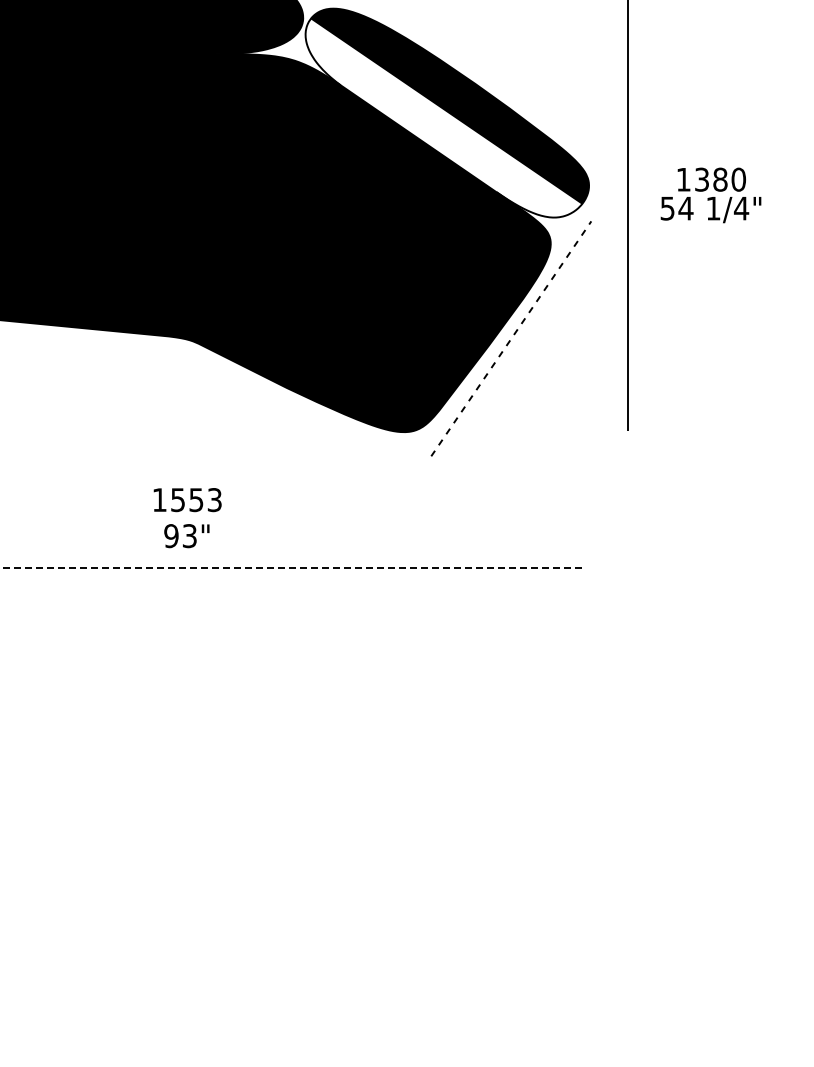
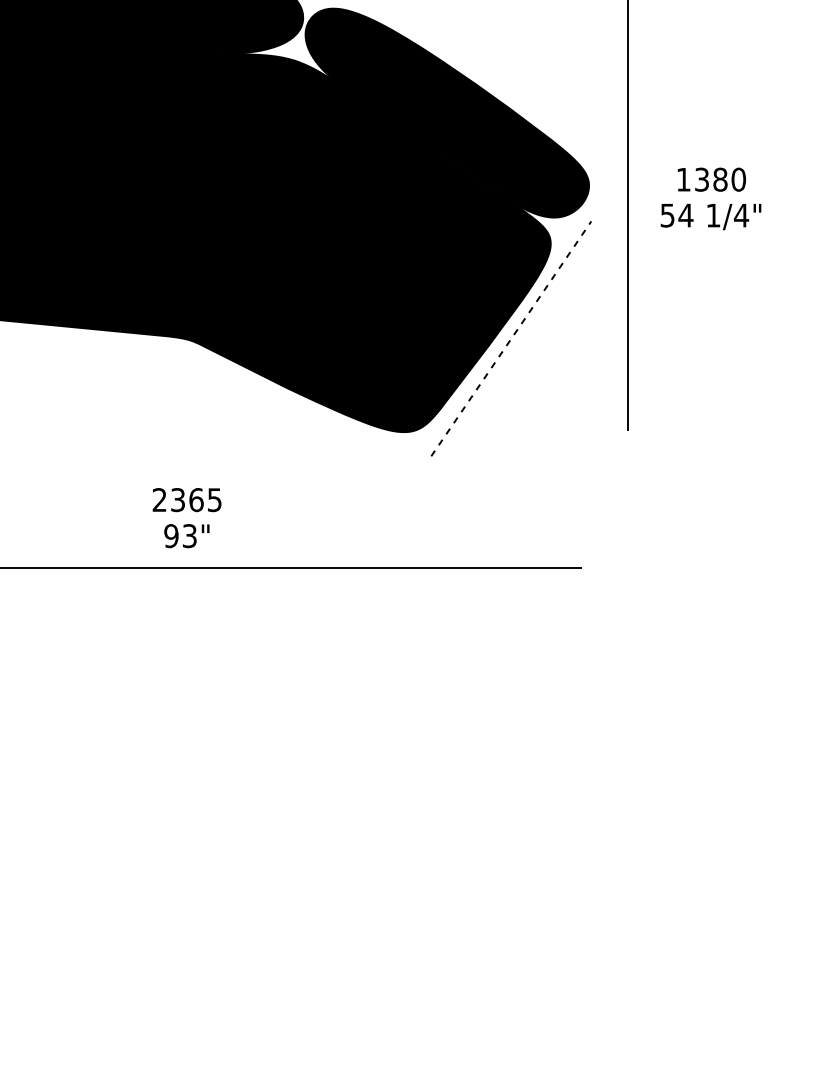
fill: none -> present (443, 117)
text position: (710, 210) -> (710, 217) (710, 217)
text: 1553 -> 2365 (186, 500)
line: dashed -> solid (291, 568)
